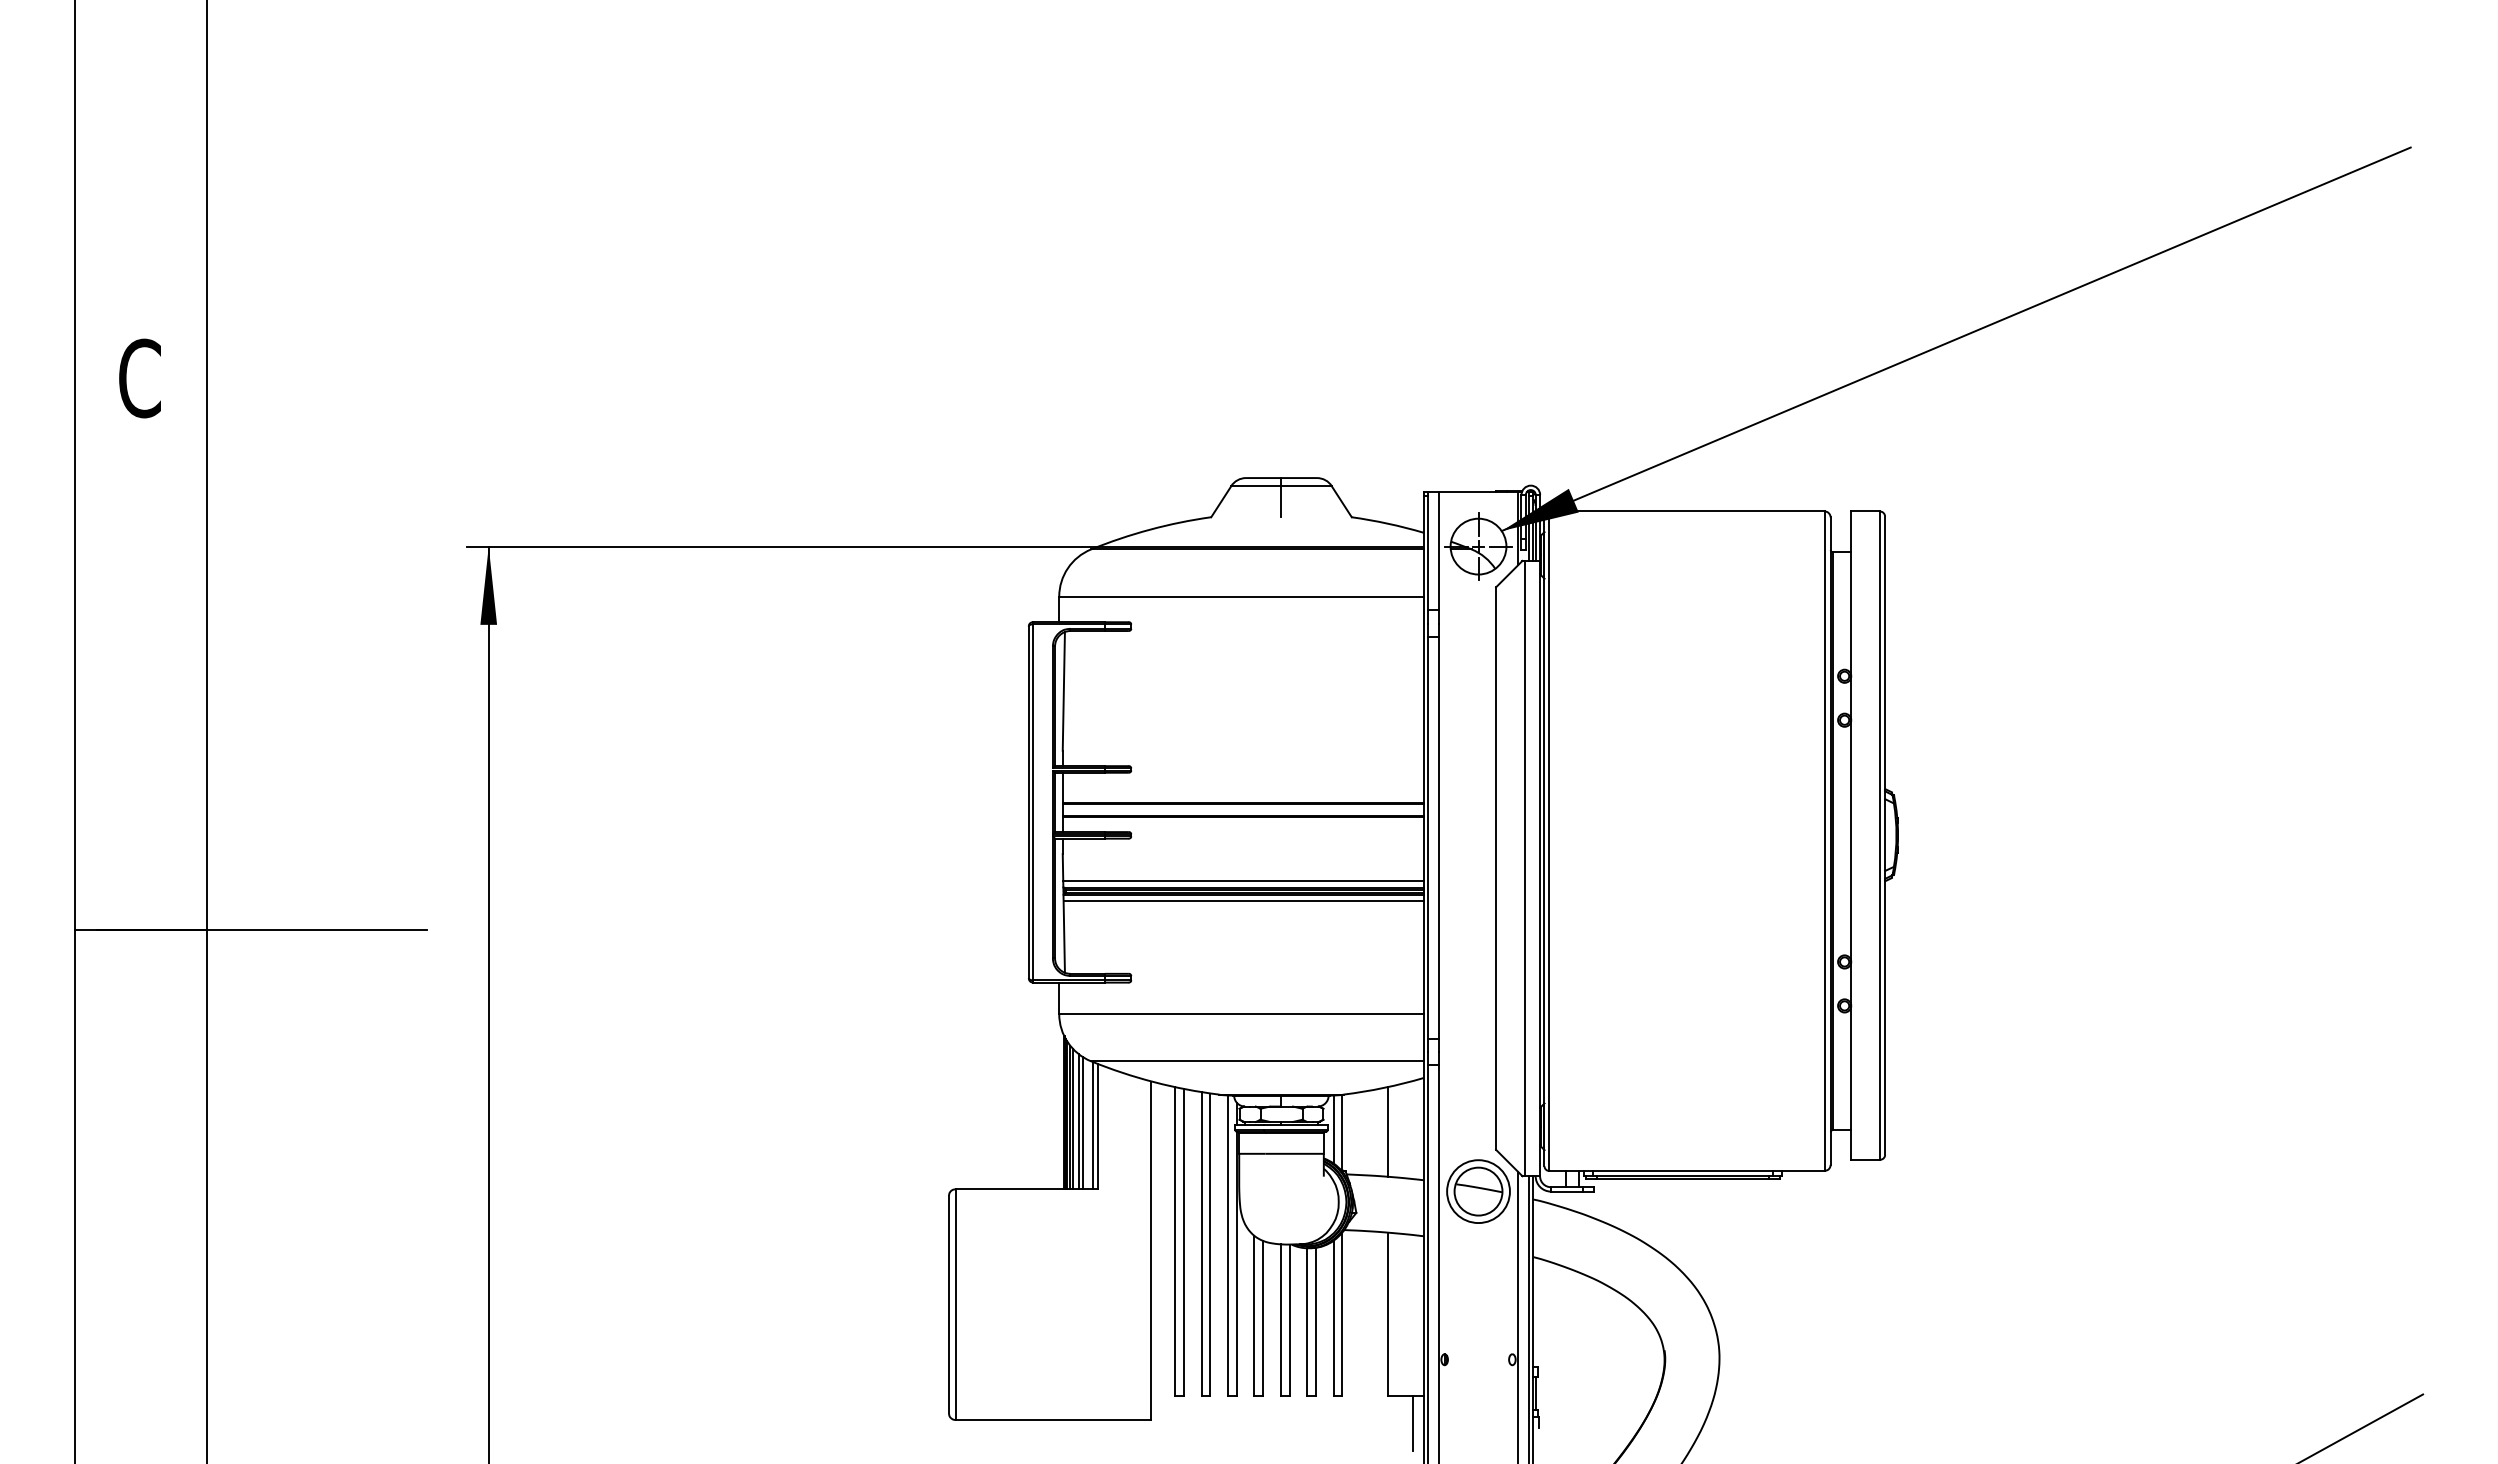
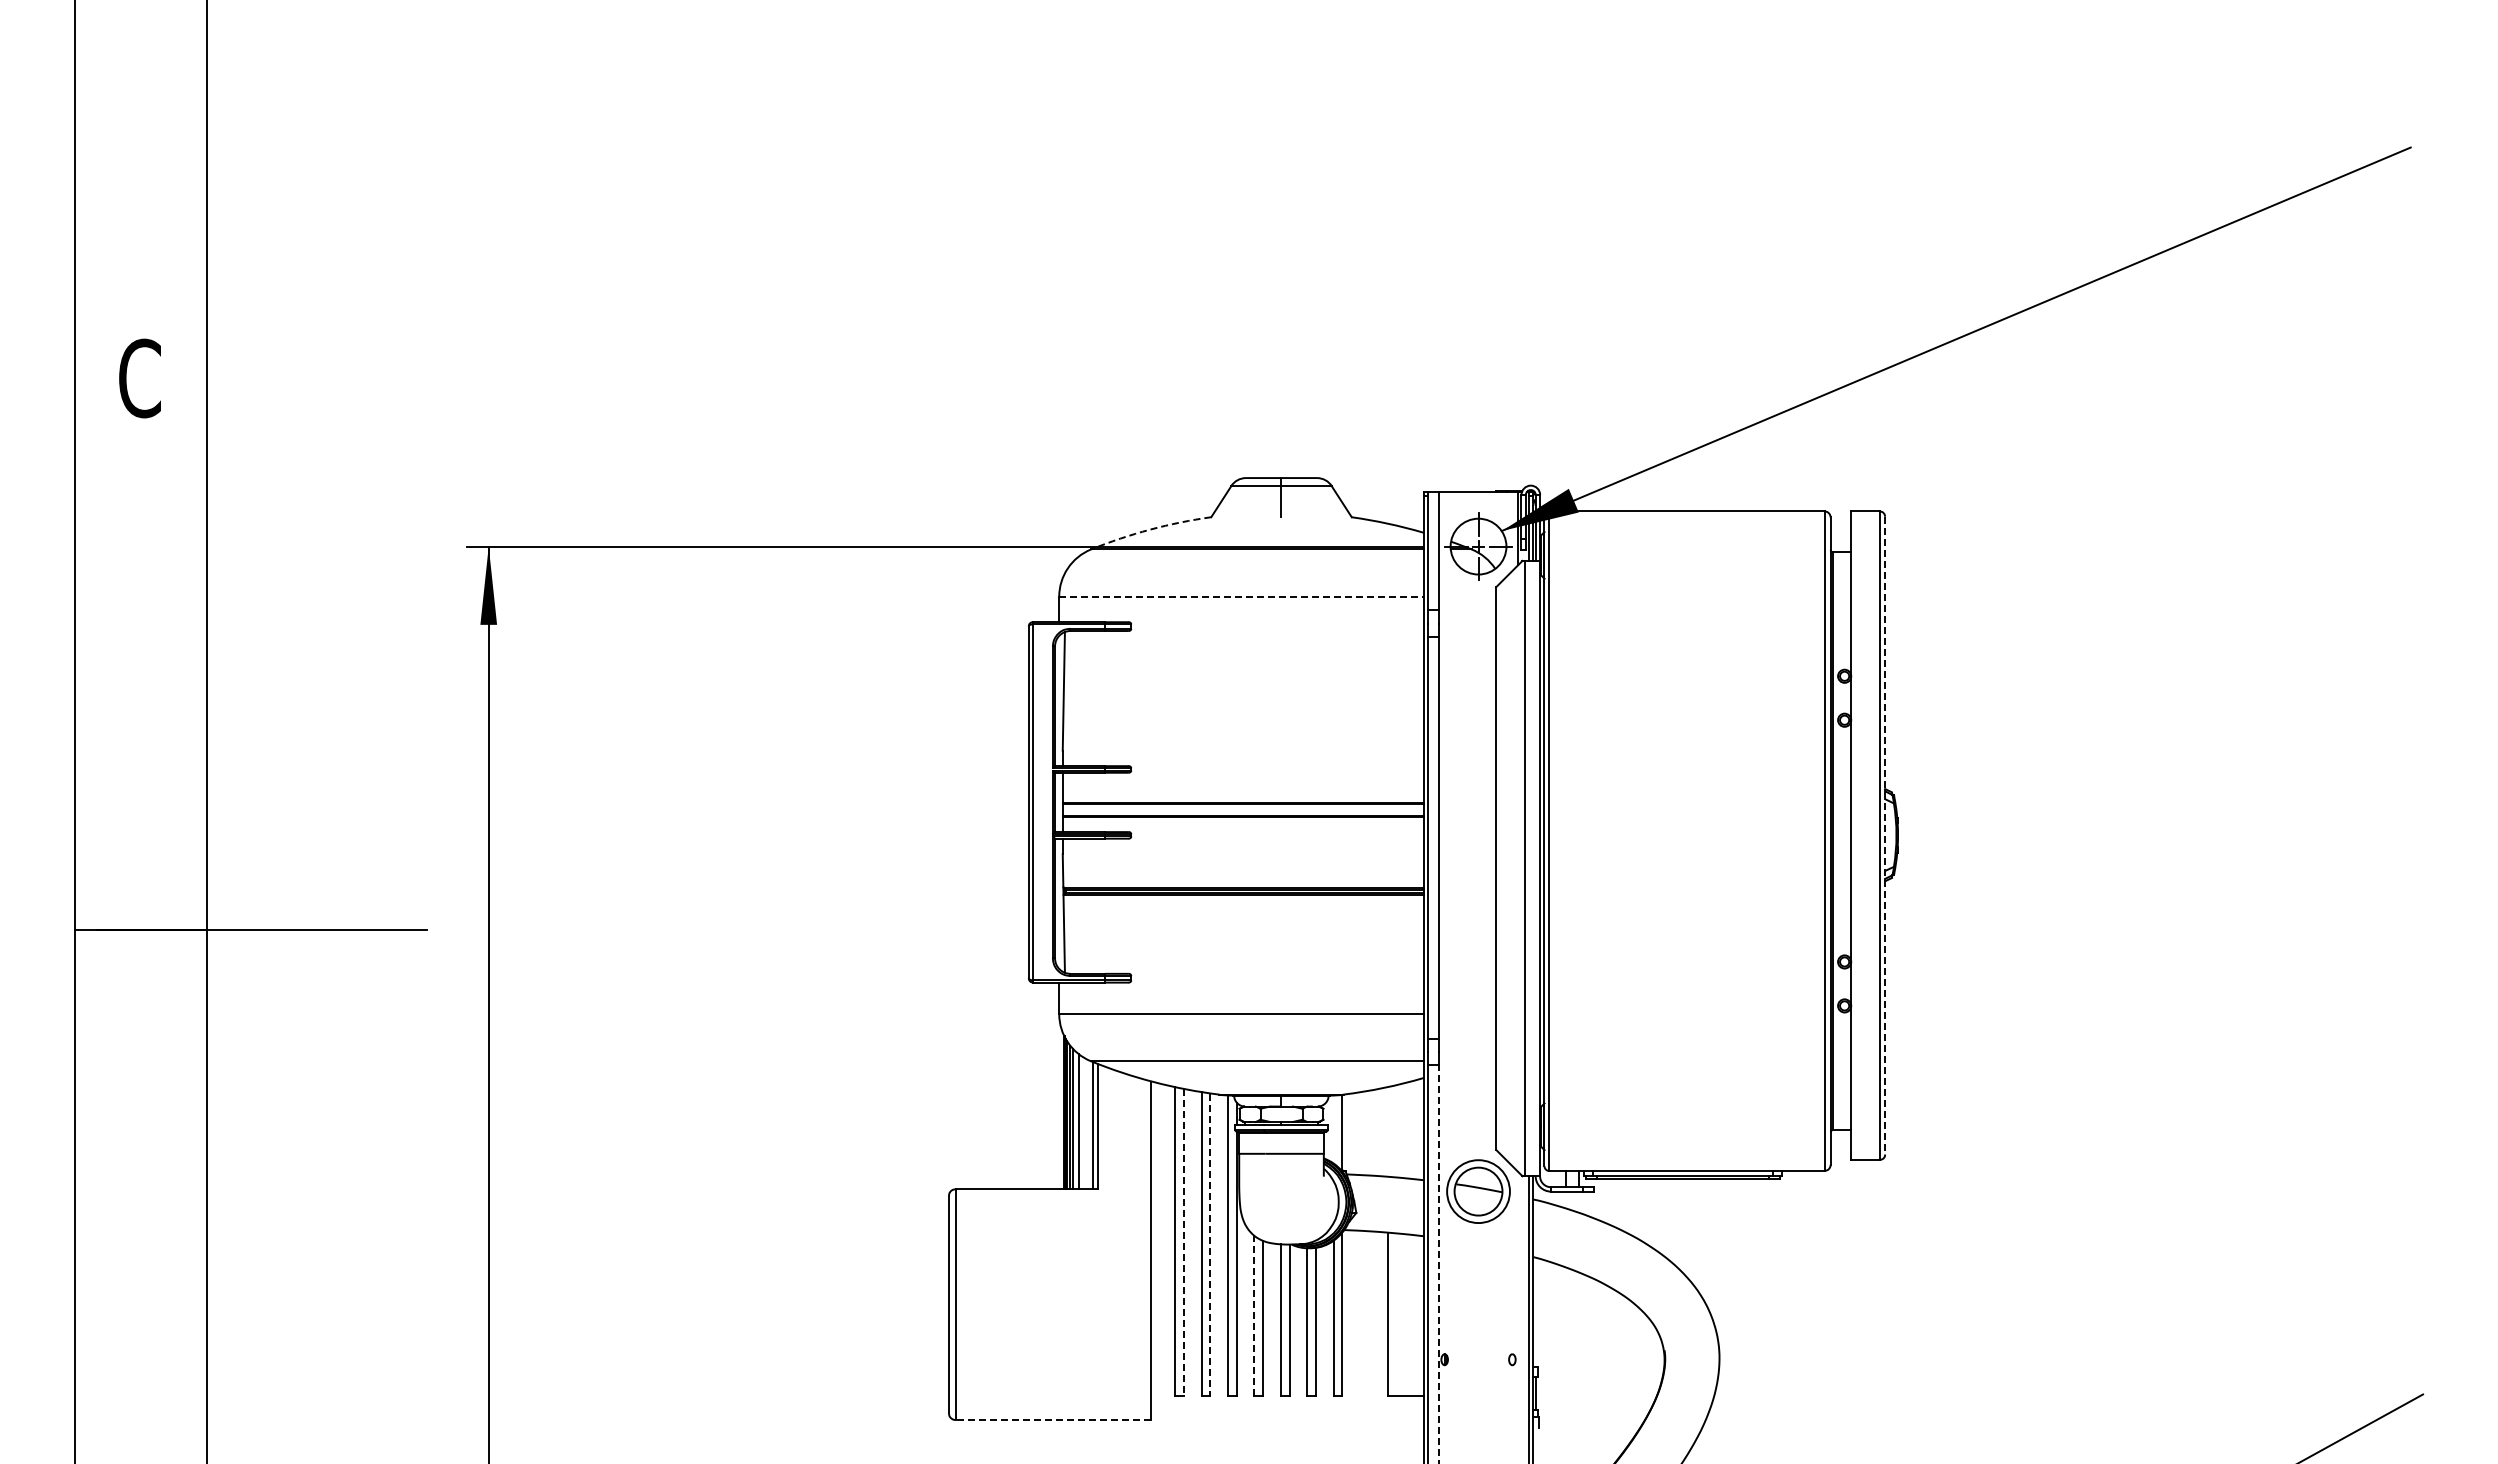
arc: solid -> dashed (1150, 529)
line: solid -> dashed (1241, 596)
line: solid -> dashed (1885, 835)
line: present -> none (1243, 881)
line: present -> none (1243, 901)
line: present -> none (1083, 1123)
line: present -> none (1333, 1129)
line: present -> none (1387, 1131)
line: solid -> dashed (1184, 1242)
line: solid -> dashed (1210, 1245)
line: solid -> dashed (1438, 1264)
line: solid -> dashed (1254, 1315)
line: present -> none (1518, 1315)
line: solid -> dashed (1053, 1419)
line: present -> none (1412, 1422)
